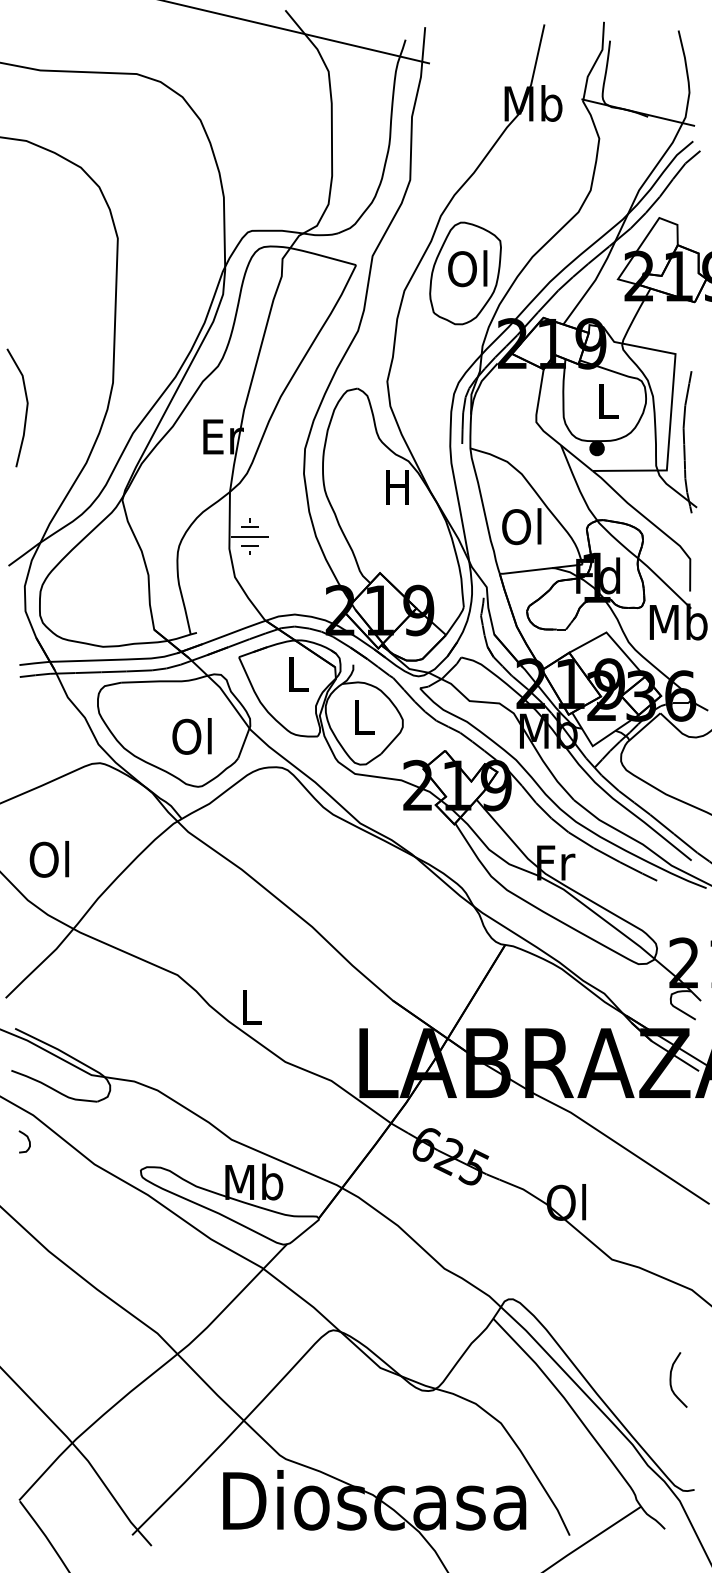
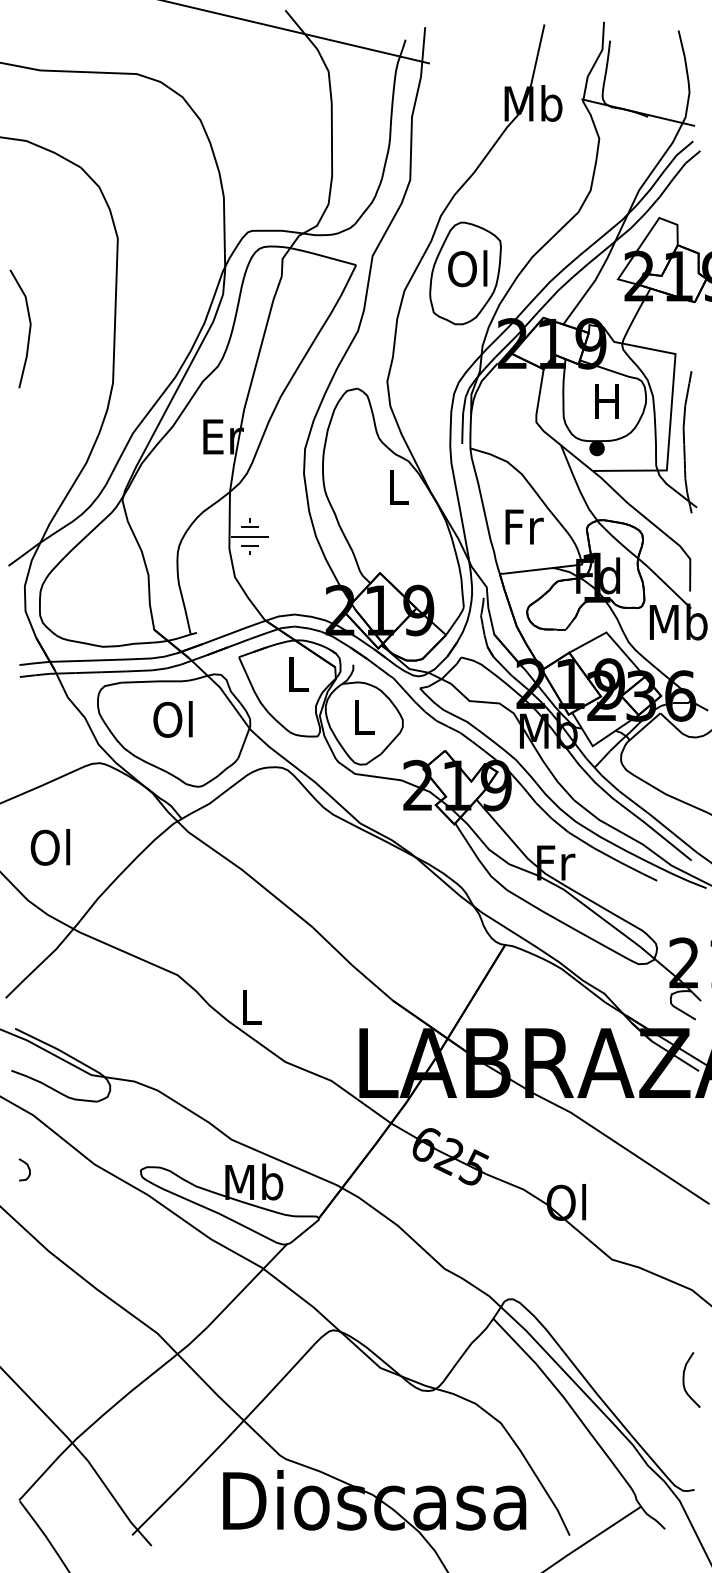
text: L -> H (606, 401)
line position: (25, 411) -> (28, 332) (28, 332)
text: H -> L (397, 487)
text: Ol -> Fr (522, 526)
text position: (191, 736) -> (172, 719) (172, 719)
text position: (49, 859) -> (50, 847) (50, 847)
curve position: (27, 1139) -> (27, 1167) (27, 1167)
curve position: (671, 1379) -> (684, 1379) (684, 1379)
